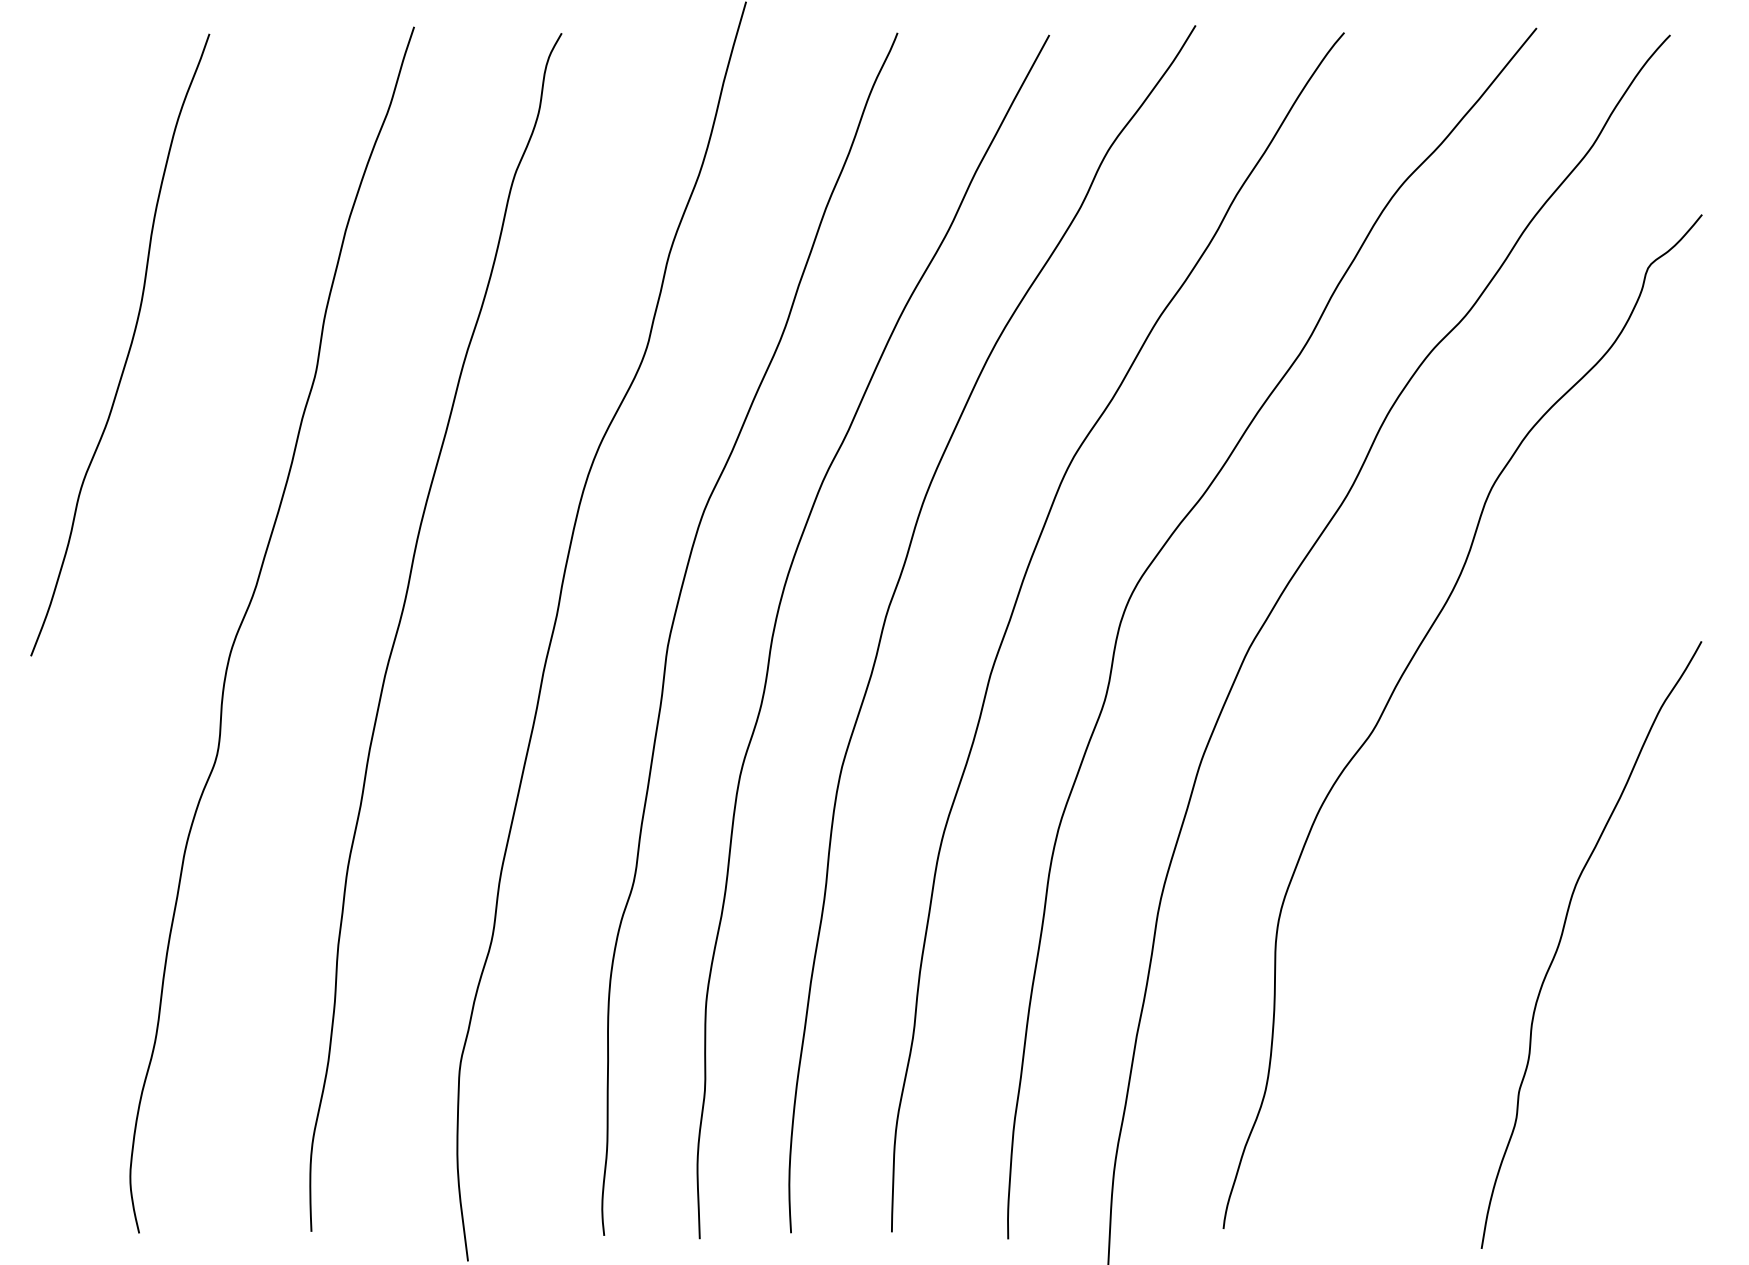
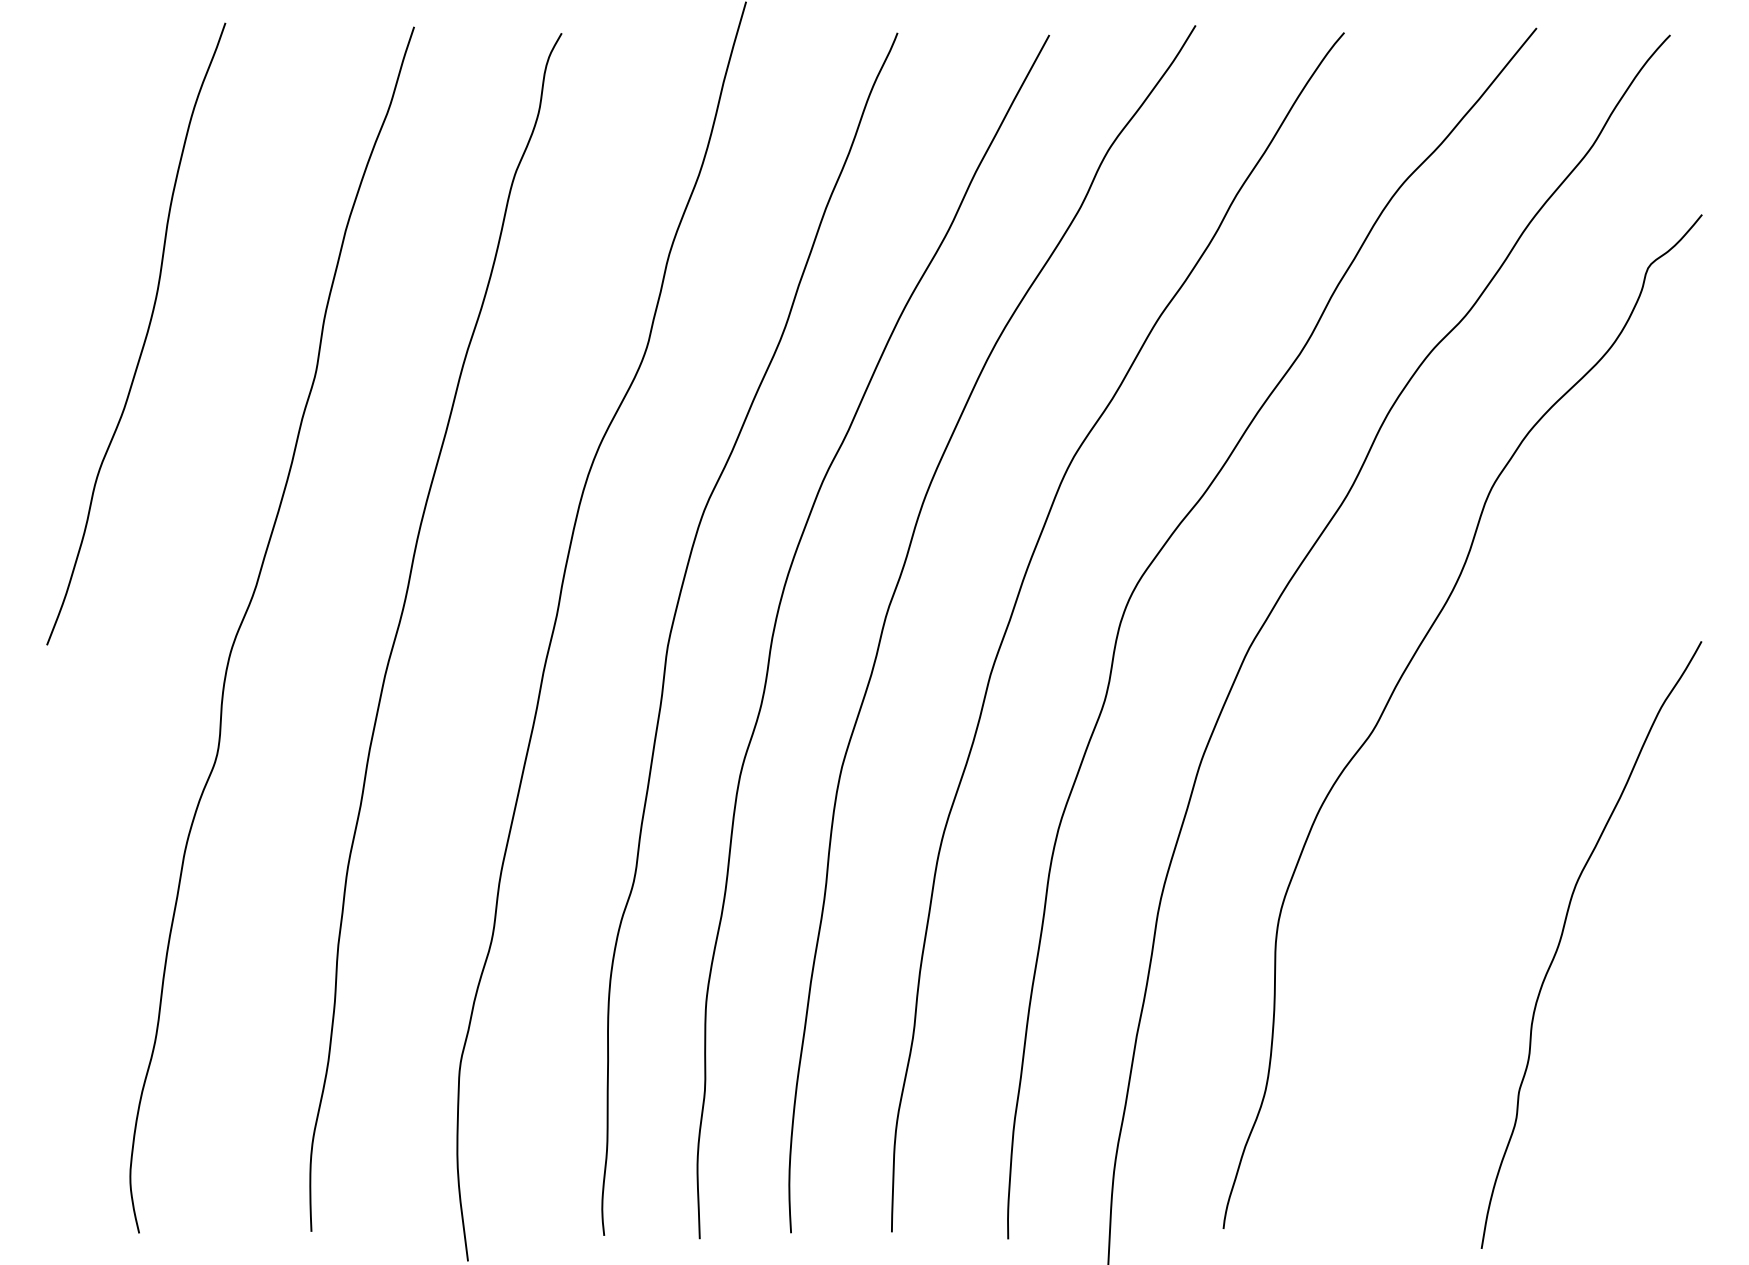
curve position: (129, 346) -> (145, 335) (145, 335)
